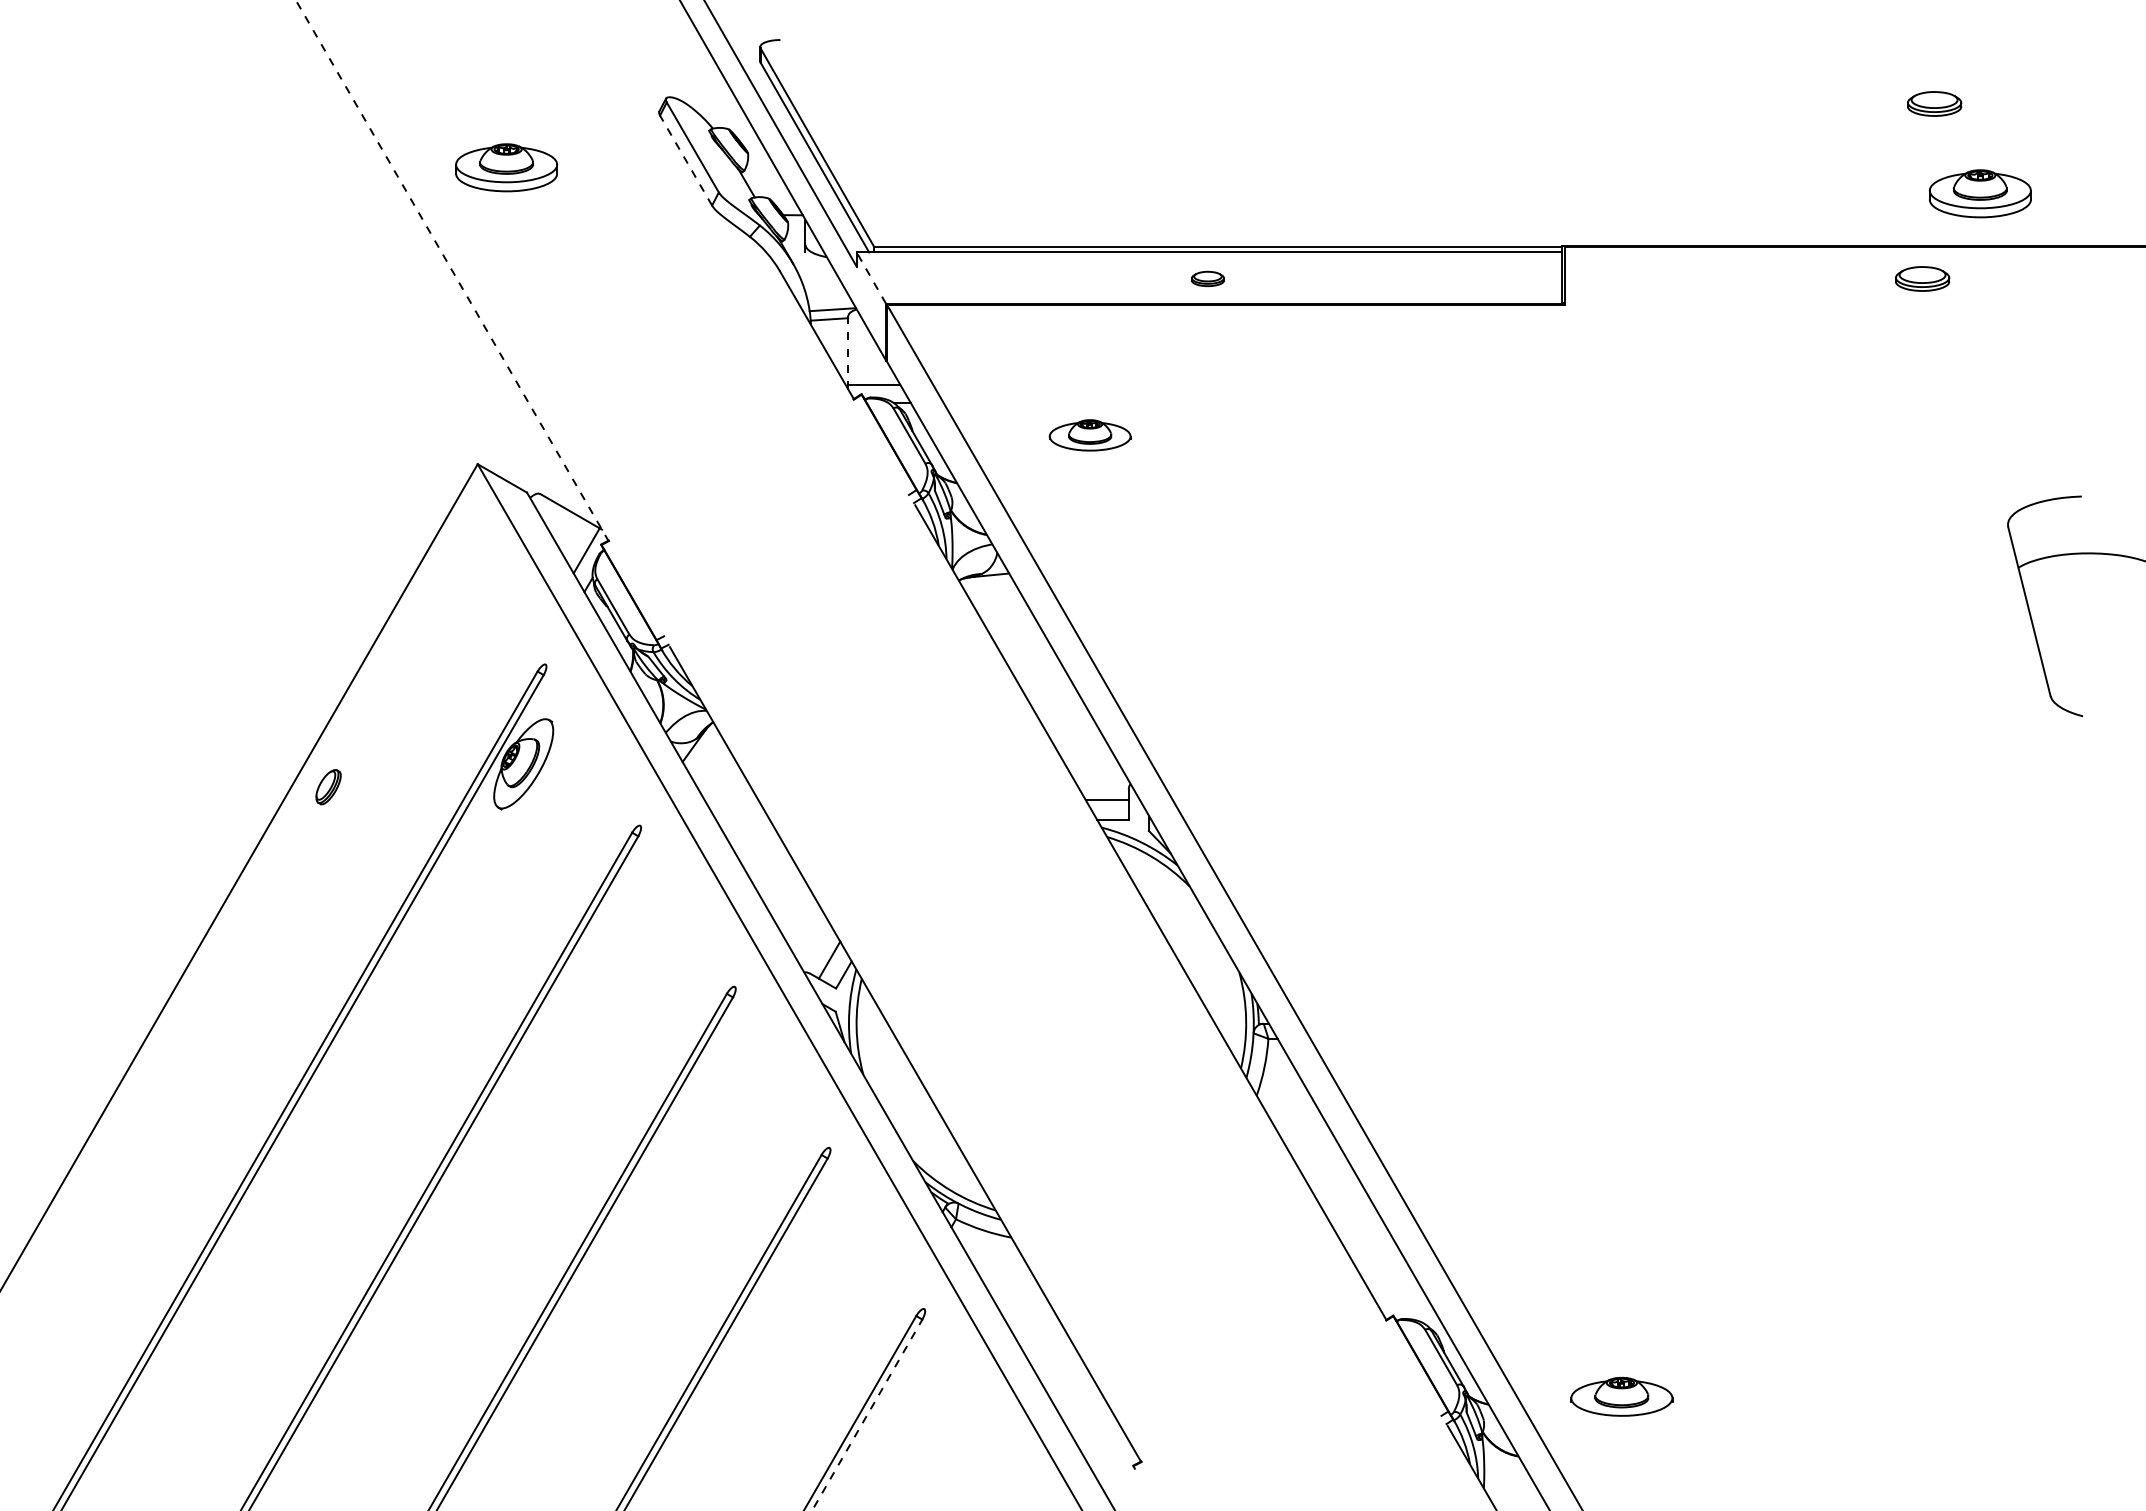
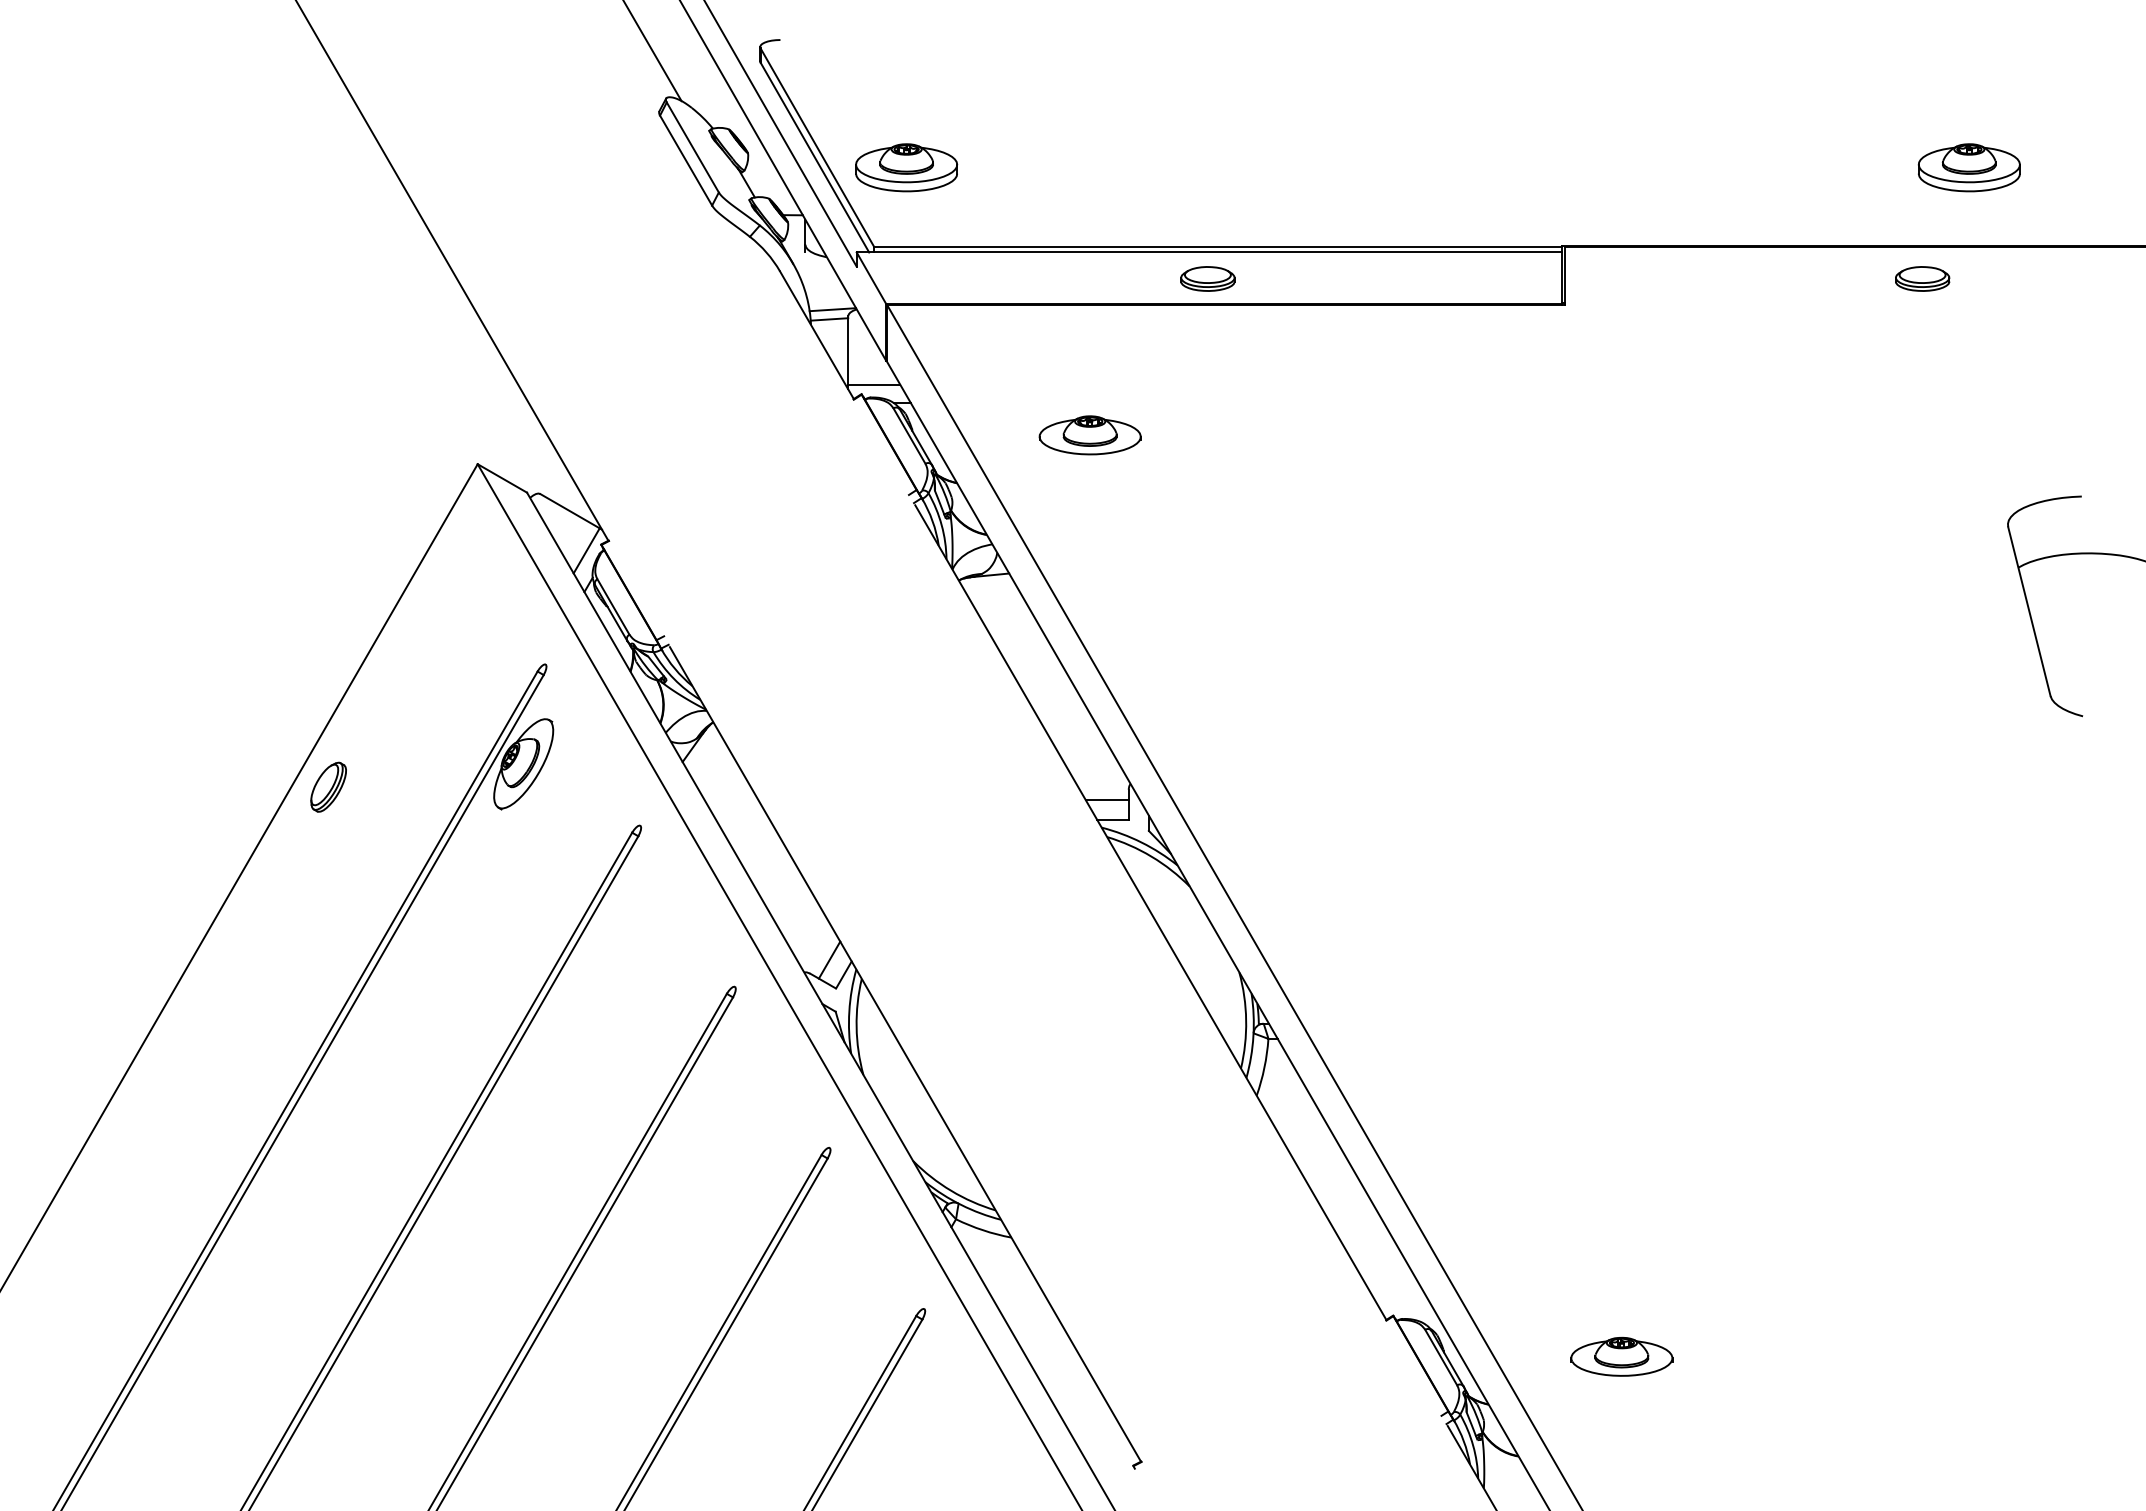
line: none -> present (652, 51)
part: present -> none (1934, 103)
line: dashed -> solid (686, 160)
part position: (506, 167) -> (906, 167) (906, 167)
part position: (1979, 193) -> (1968, 167) (1968, 167)
line: dashed -> solid (452, 270)
line: dashed -> solid (871, 278)
part size: 34x18 px -> 56x26 px (1207, 278)
line: dashed -> solid (848, 351)
part size: 84x33 px -> 104x41 px (1089, 435)
part size: 27x37 px -> 37x52 px (328, 786)
part position: (1621, 1396) -> (1621, 1356) (1621, 1356)
line: dashed -> solid (867, 1414)
